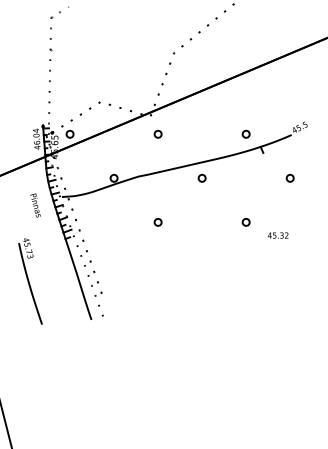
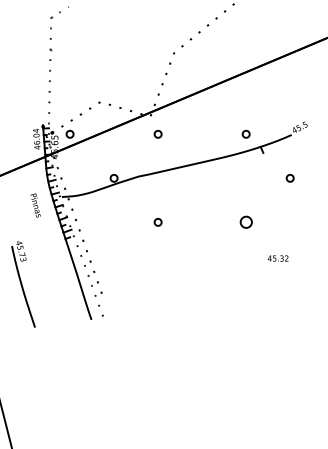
circle: present -> none (201, 178)
circle size: 10x9 px -> 14x14 px (245, 221)
text position: (277, 235) -> (277, 258) (277, 258)
part position: (30, 281) -> (23, 284) (23, 284)
